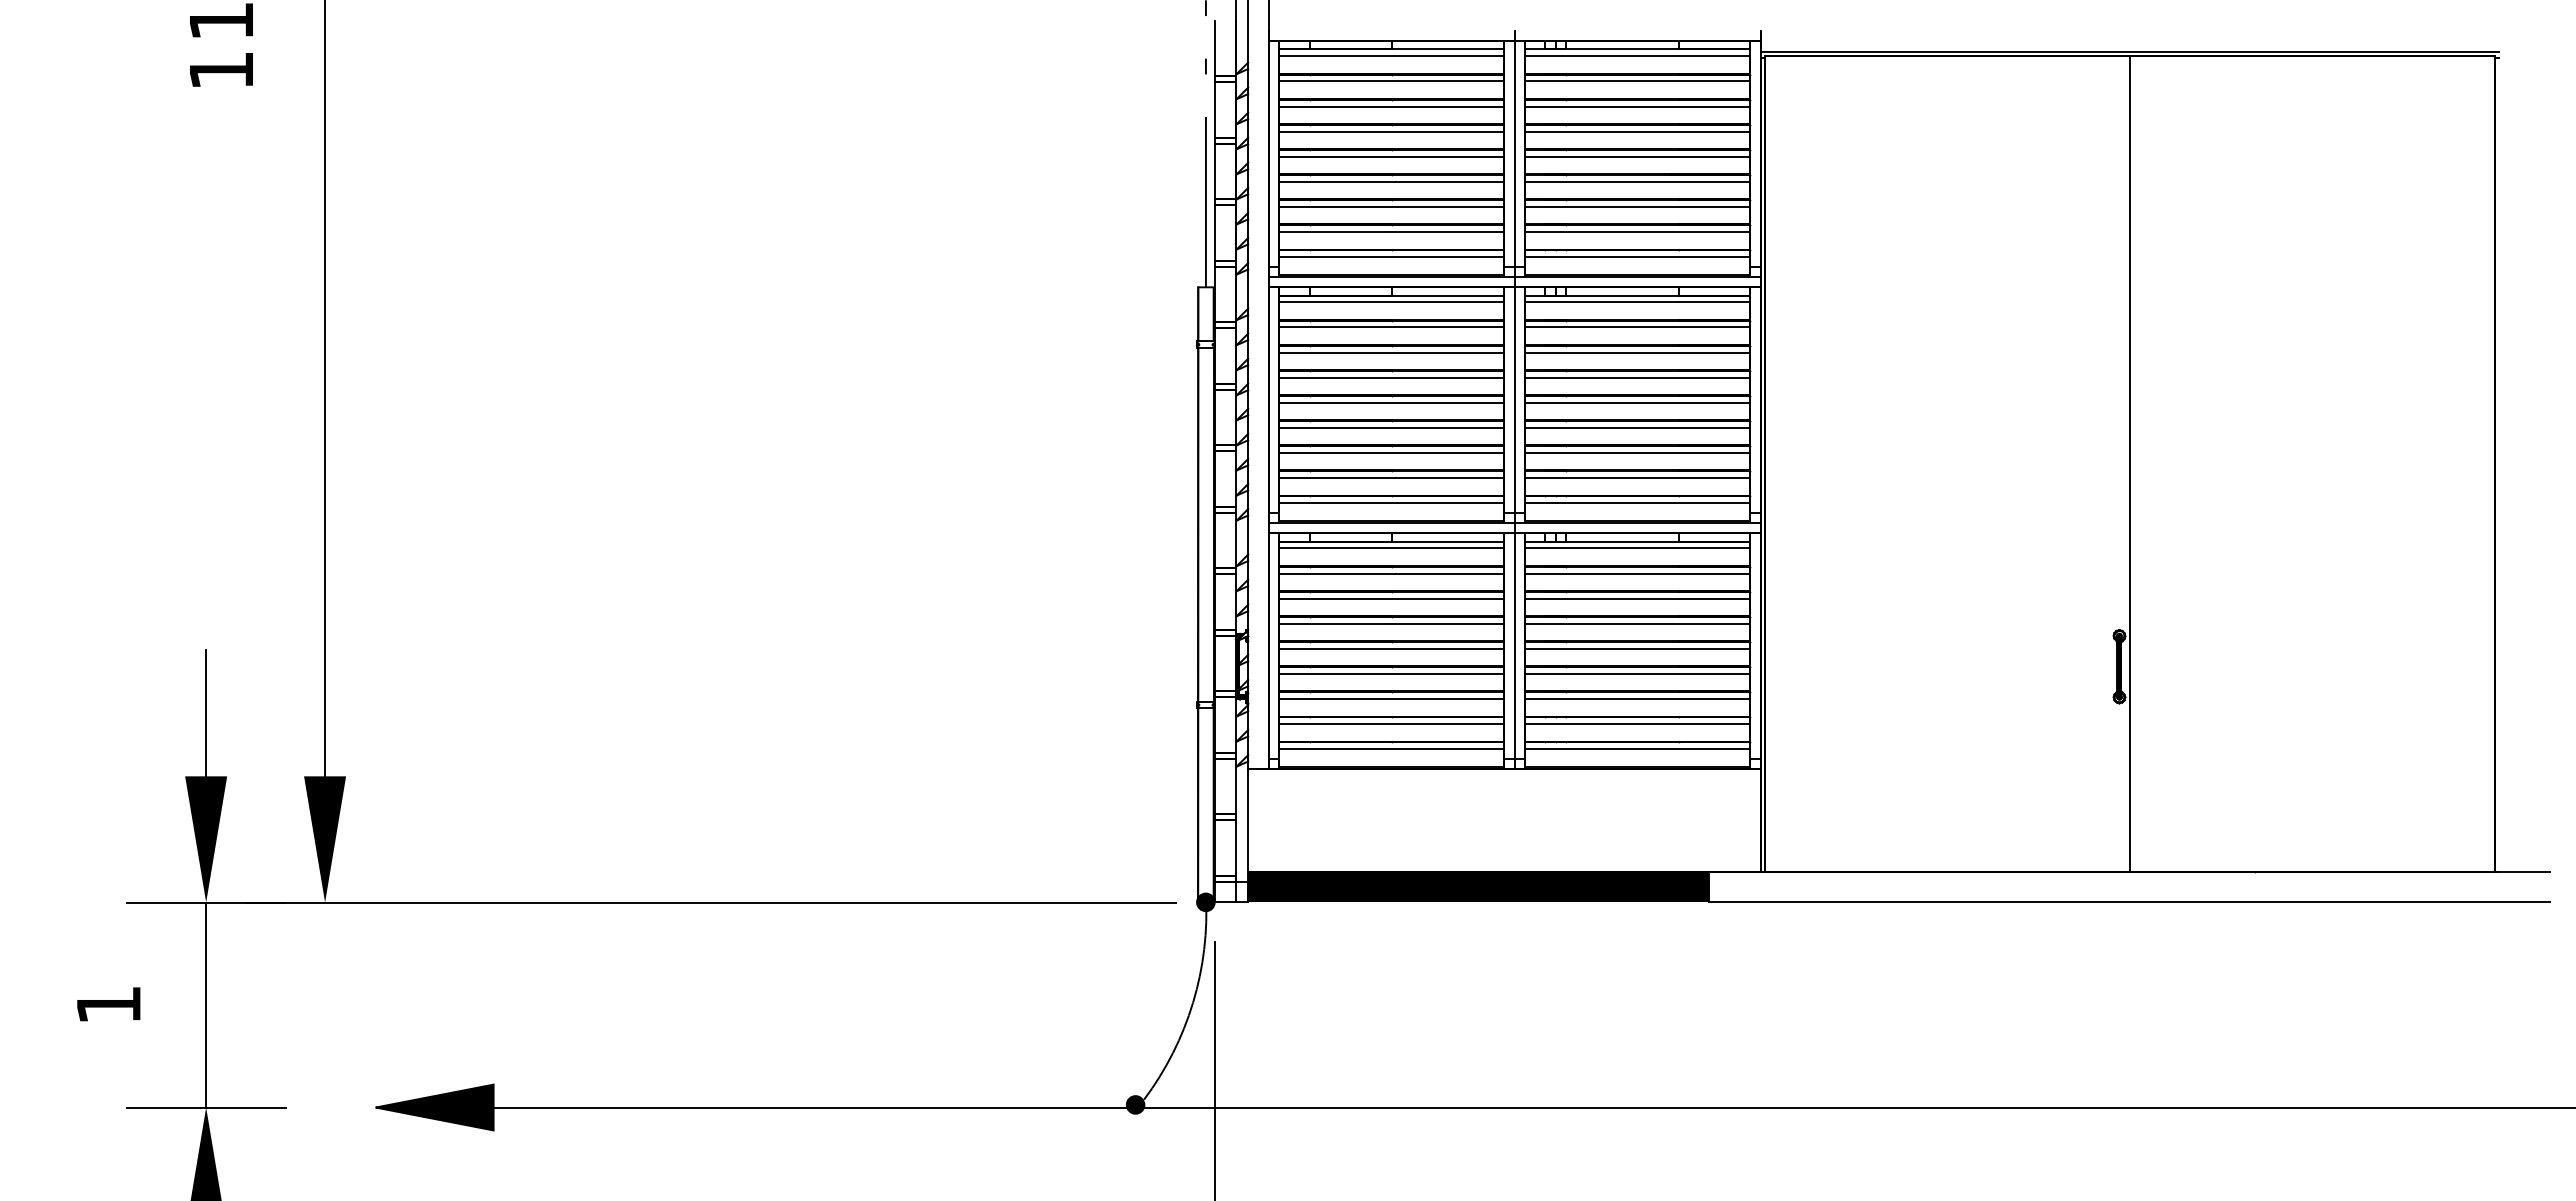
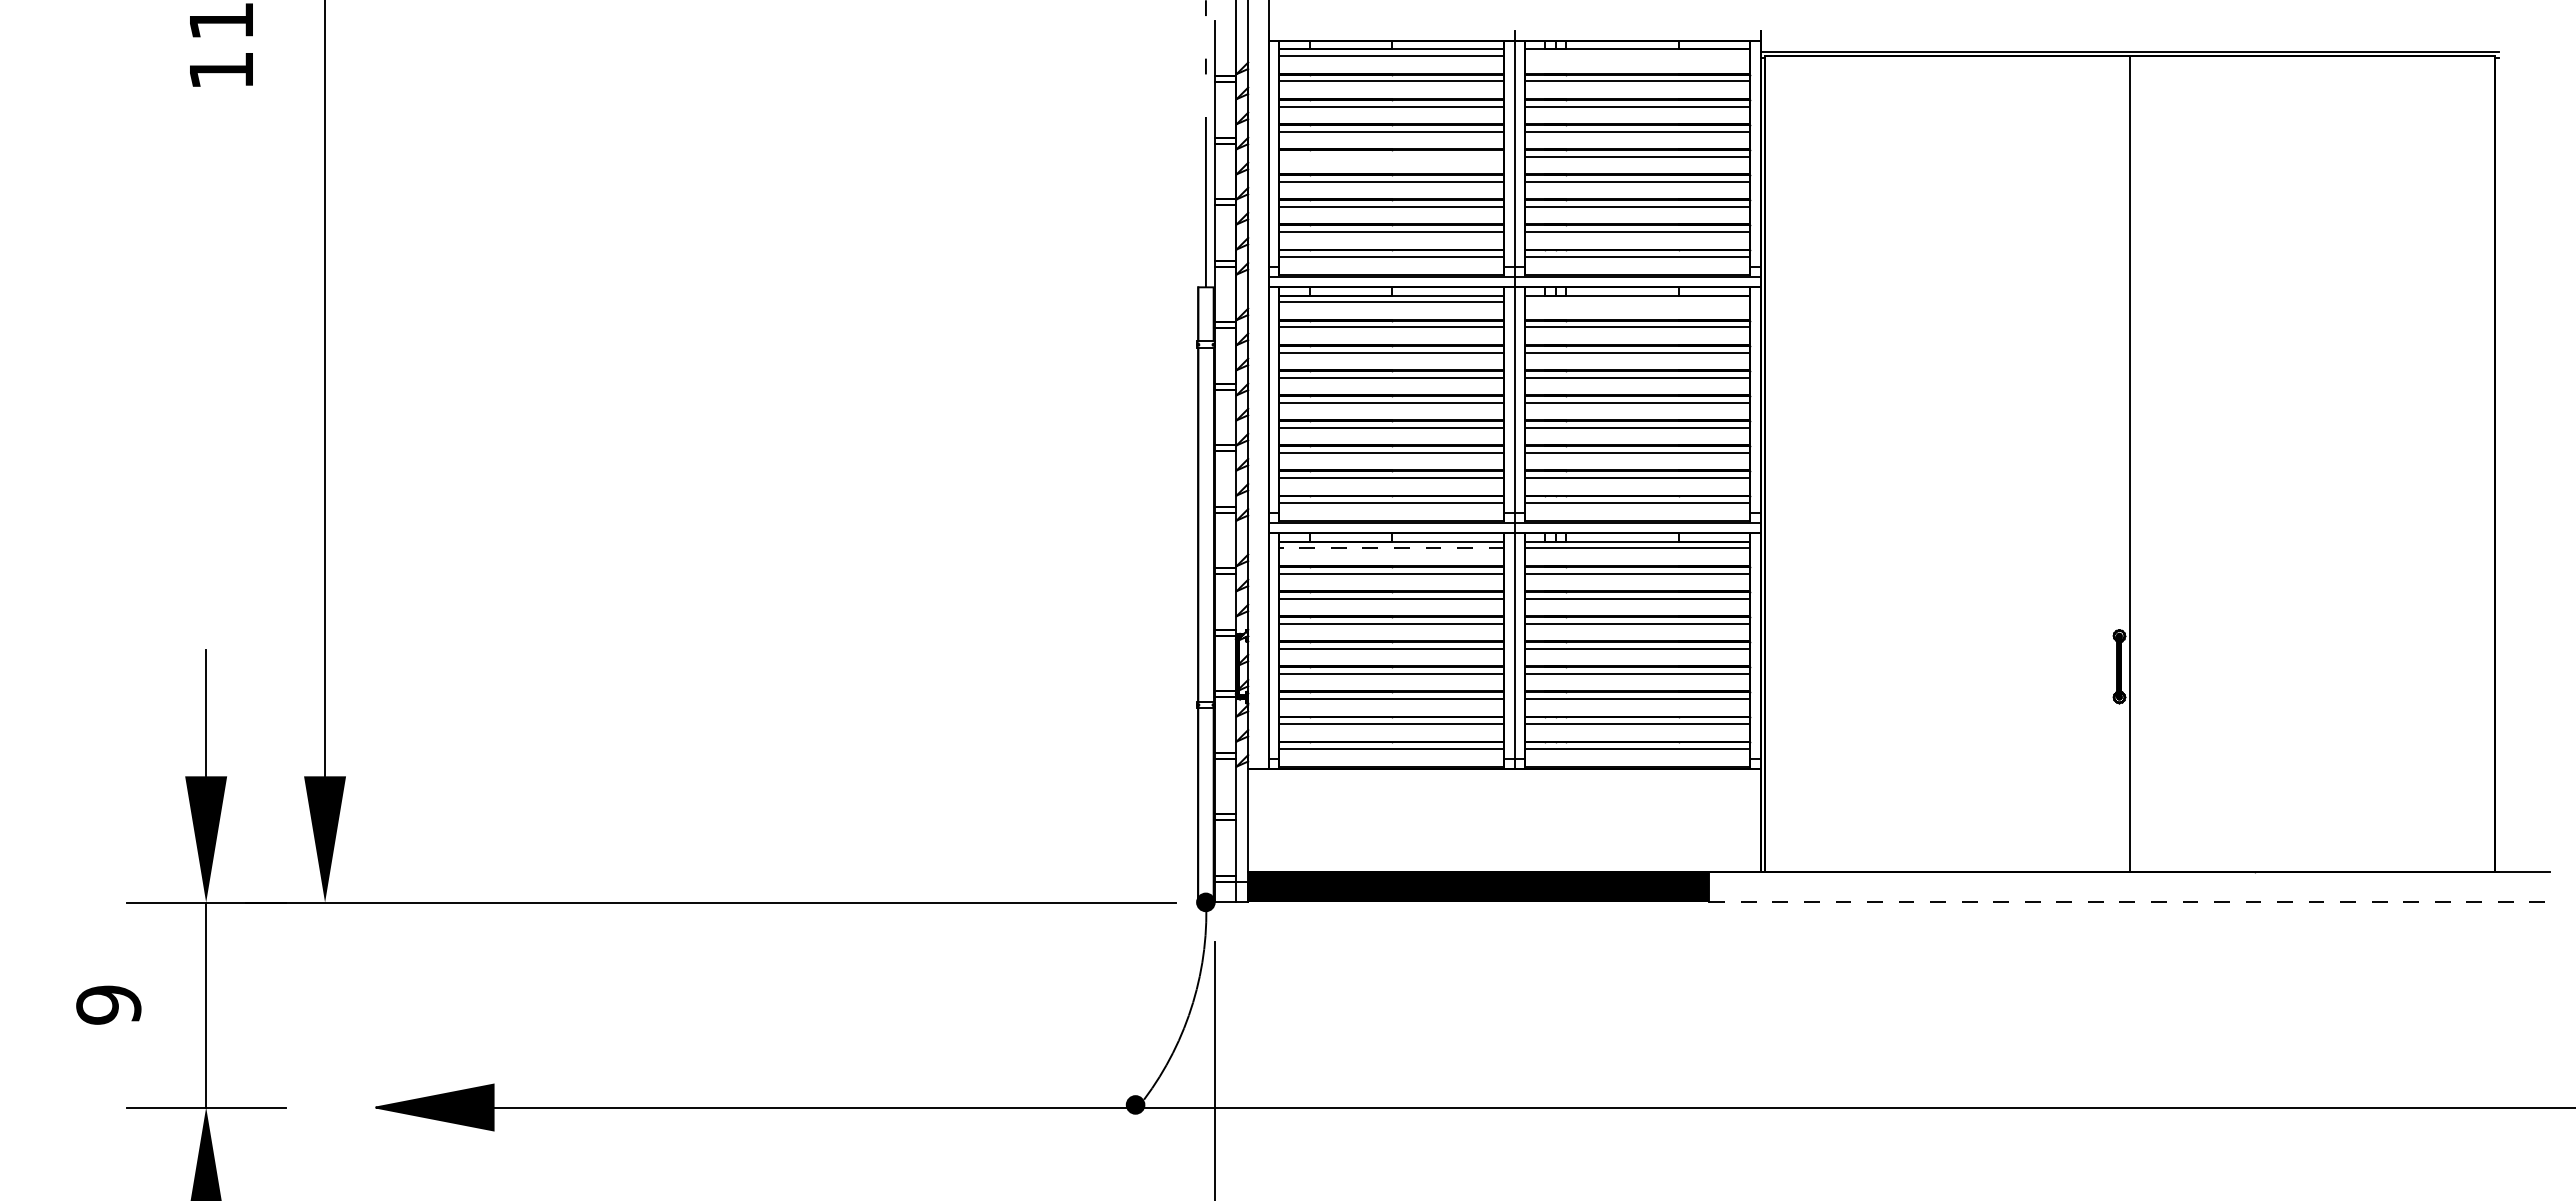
line: present -> none (1637, 56)
line: present -> none (1391, 156)
line: present -> none (1637, 302)
line: solid -> dashed (1391, 548)
line: solid -> dashed (2130, 902)
text: 1 -> 9 (108, 1004)
